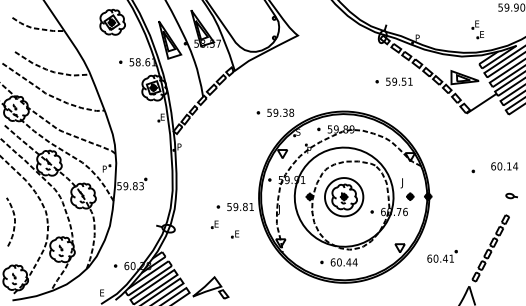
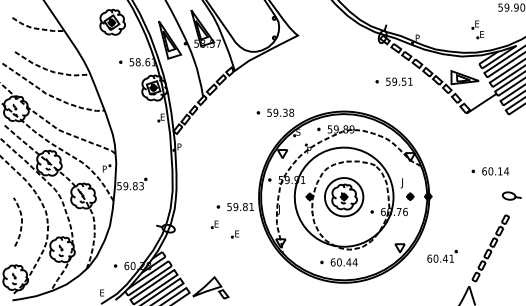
text position: (504, 166) -> (495, 171) (495, 171)
part size: 13x8 px -> 21x10 px (511, 195)
curve position: (14, 221) -> (21, 221) (21, 221)
